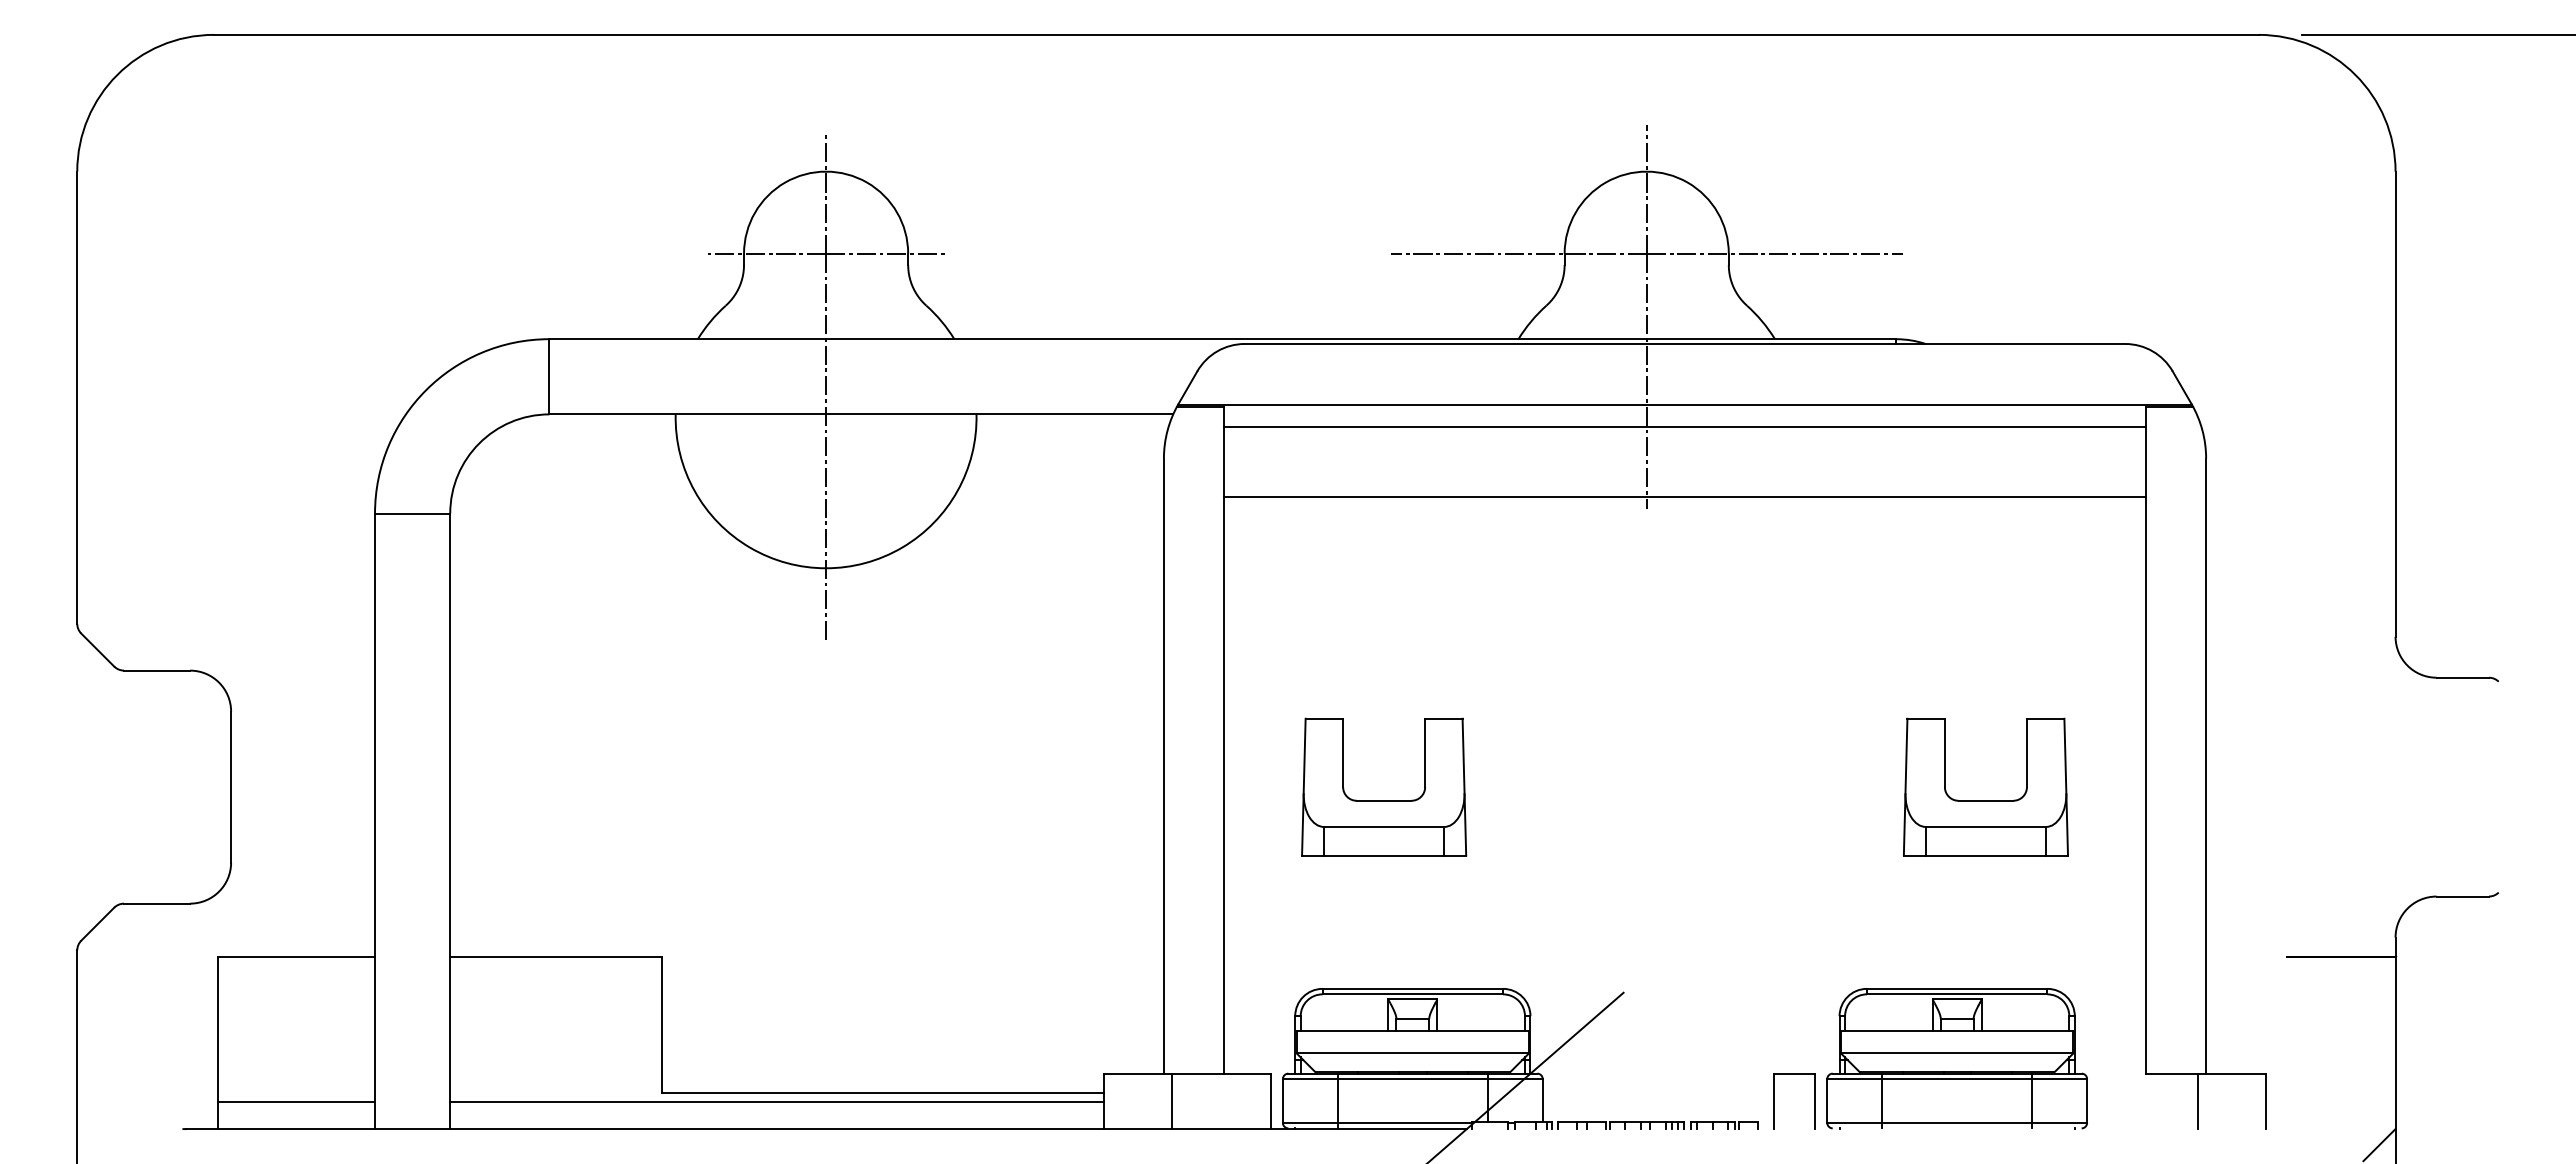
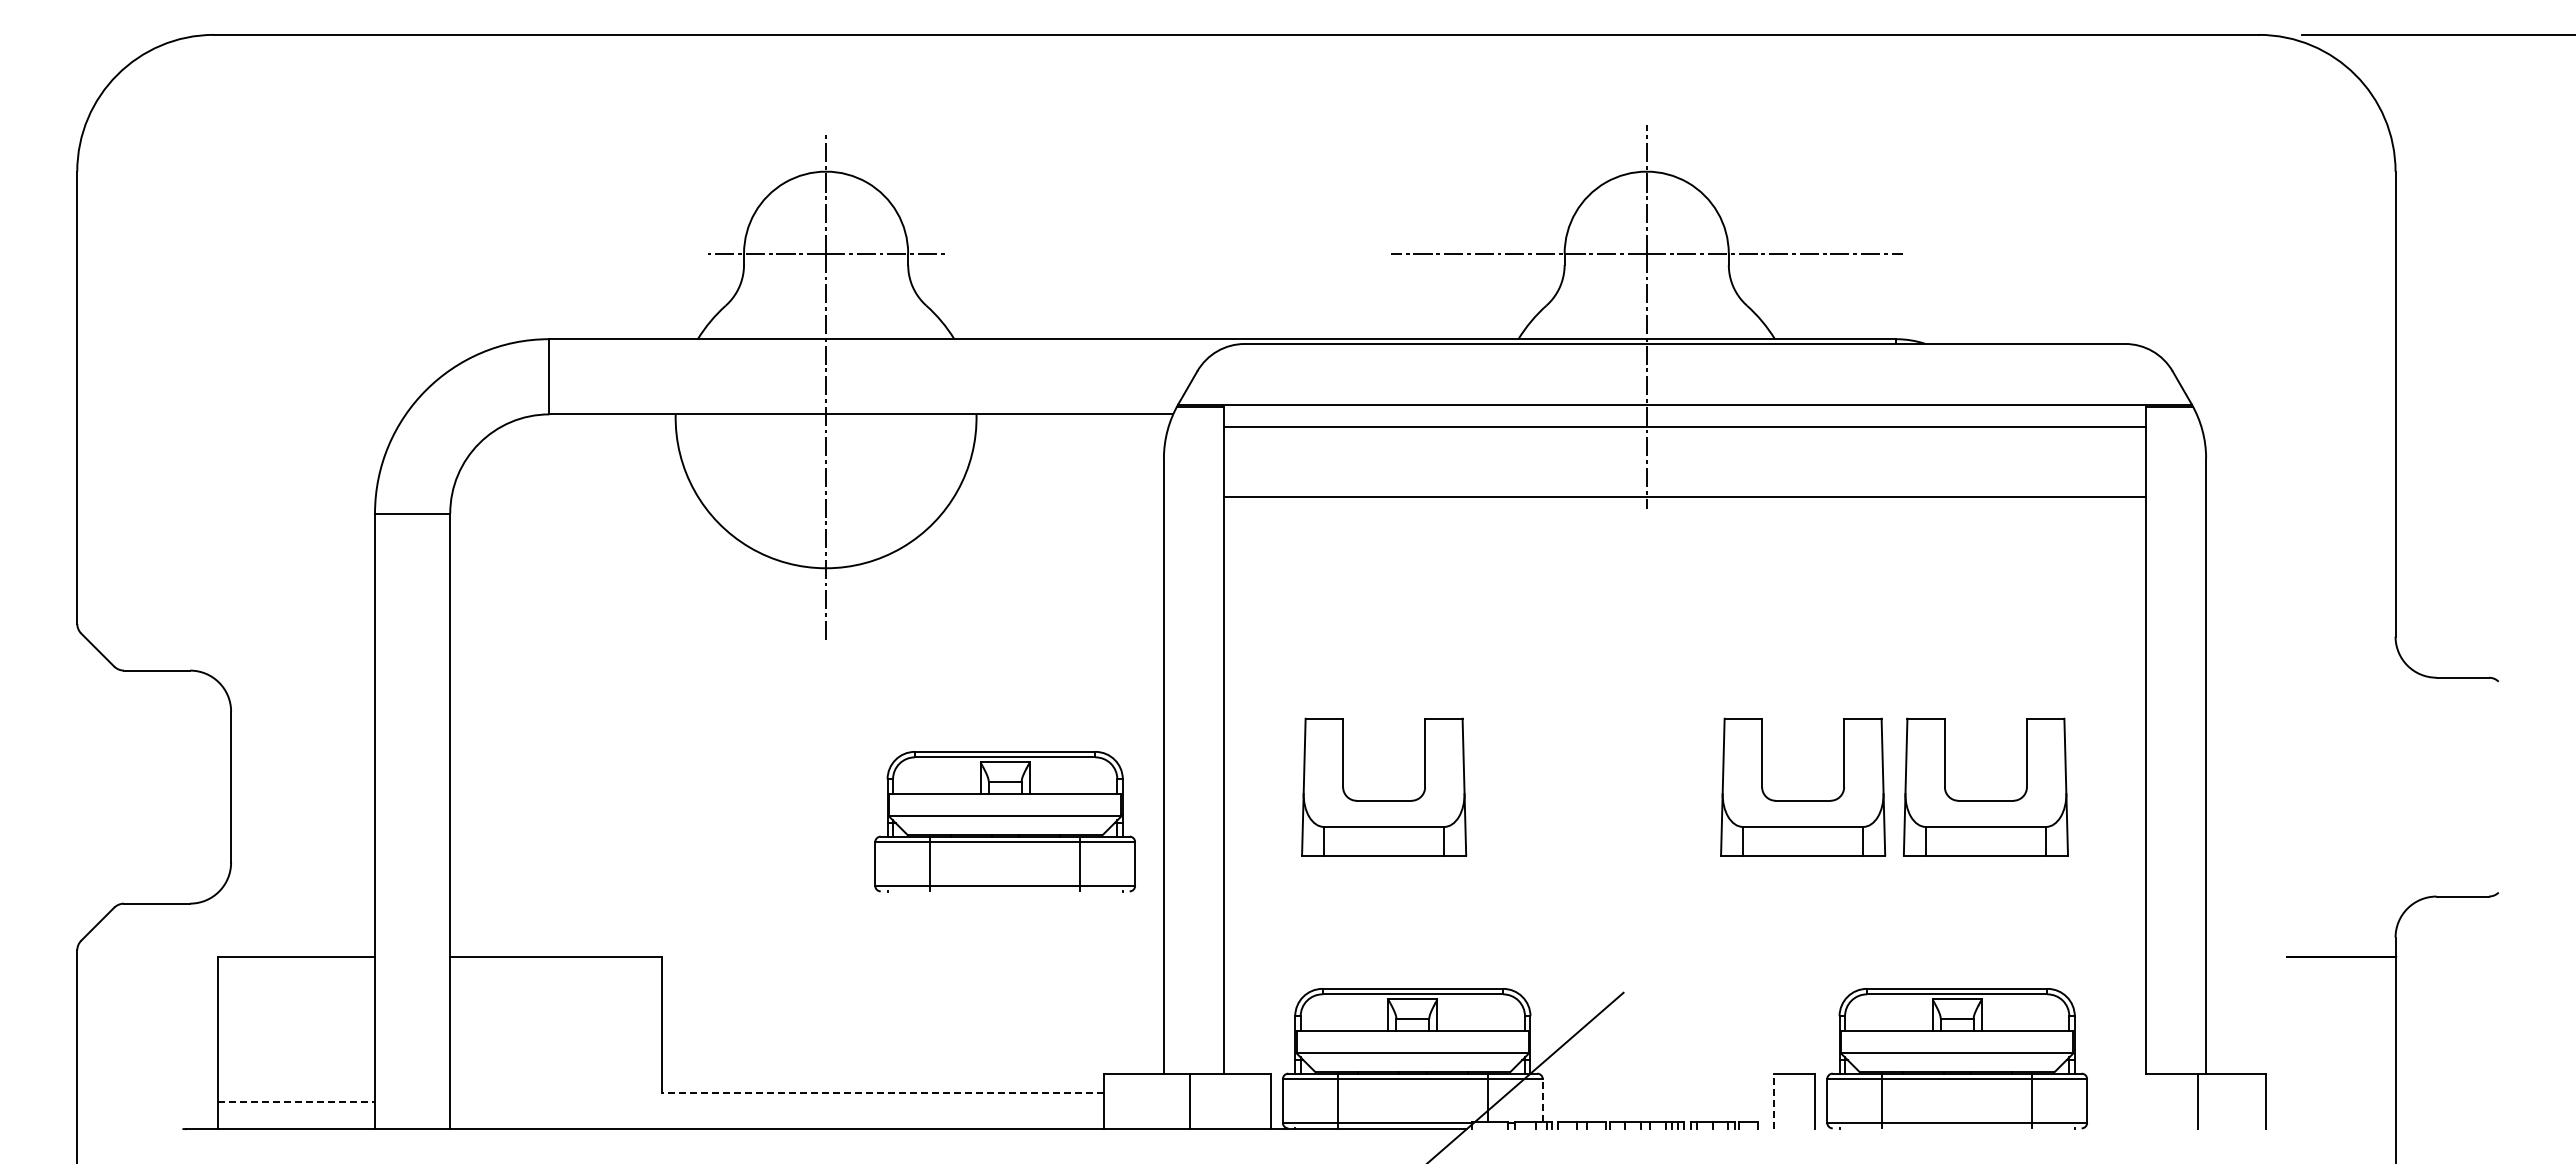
part: none -> present (1803, 800)
part: none -> present (1004, 821)
line: solid -> dashed (882, 1093)
line: solid -> dashed (1542, 1100)
line: solid -> dashed (296, 1101)
line: present -> none (776, 1101)
line position: (1172, 1101) -> (1190, 1101) (1190, 1101)
line: solid -> dashed (1773, 1101)
line: present -> none (2379, 1144)
